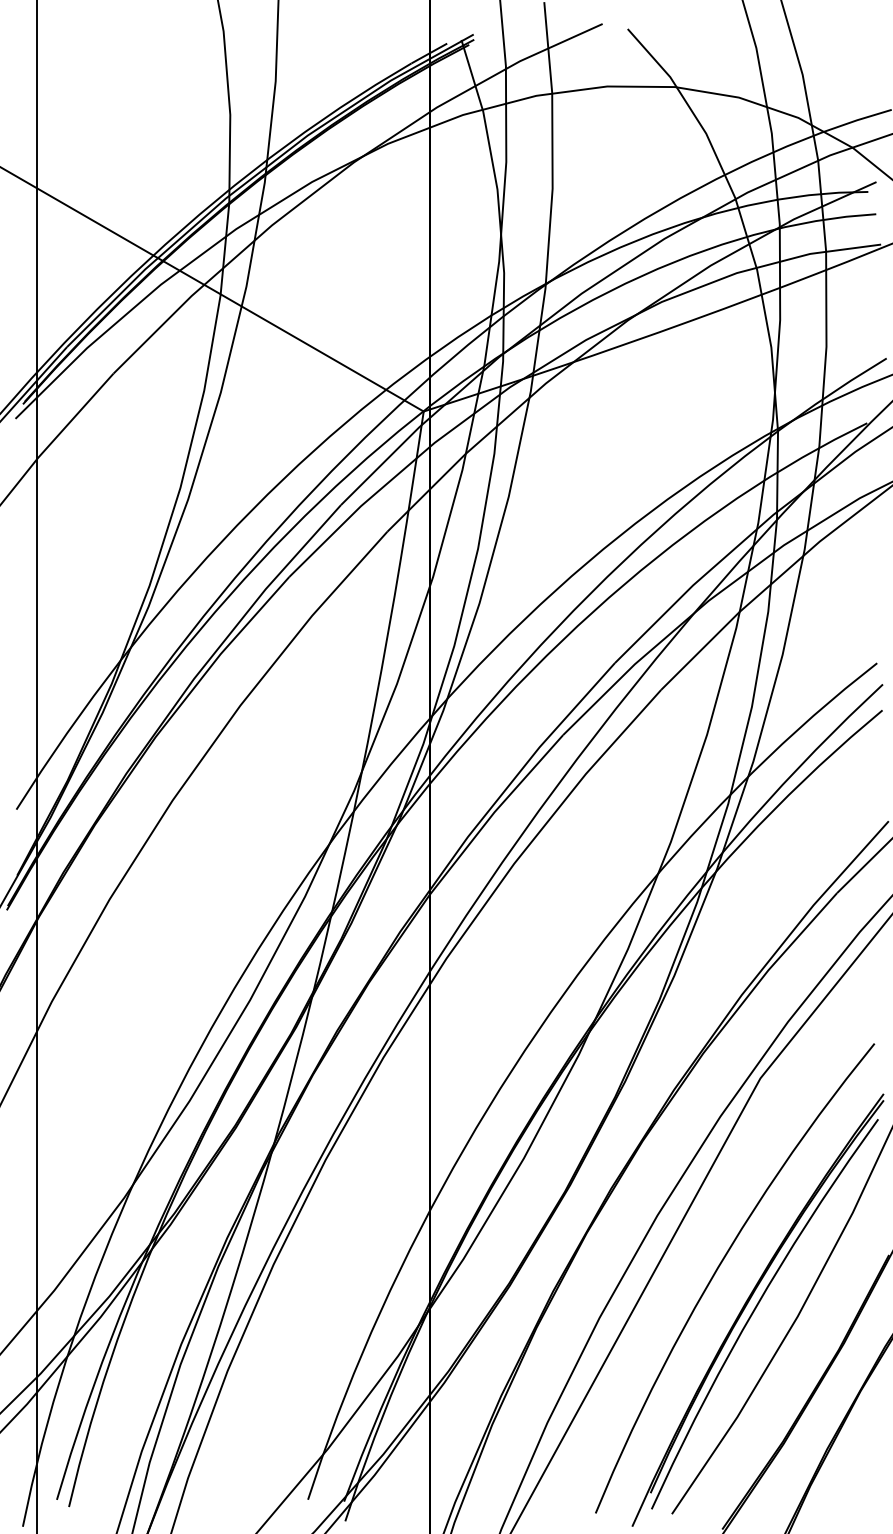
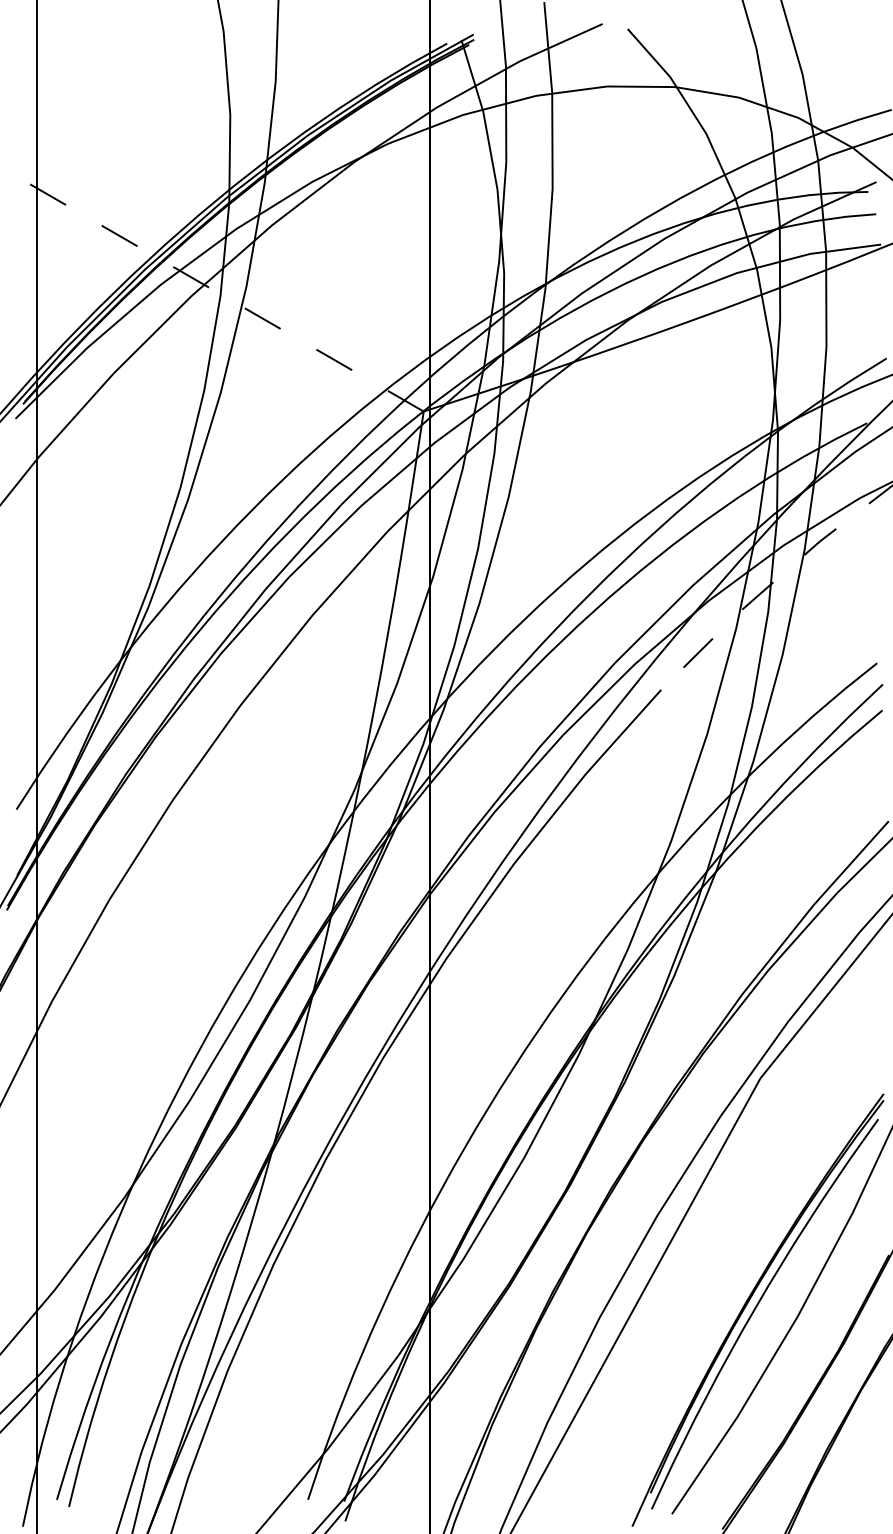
line: solid -> dashed (211, 289)
line: solid -> dashed (772, 583)
curve: present -> none (718, 1269)
